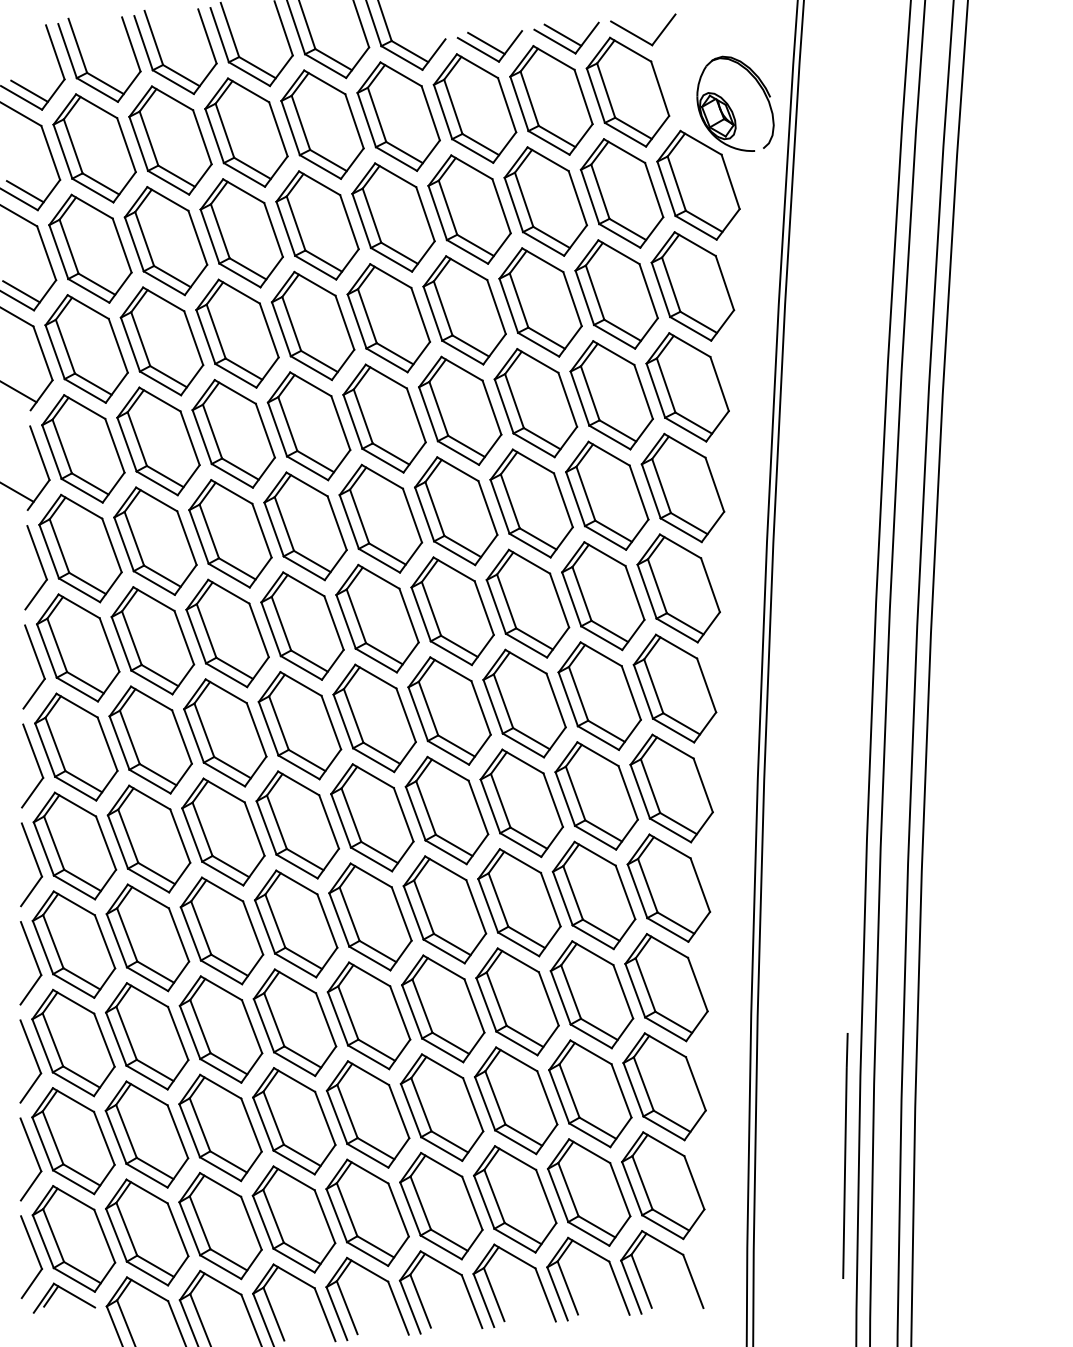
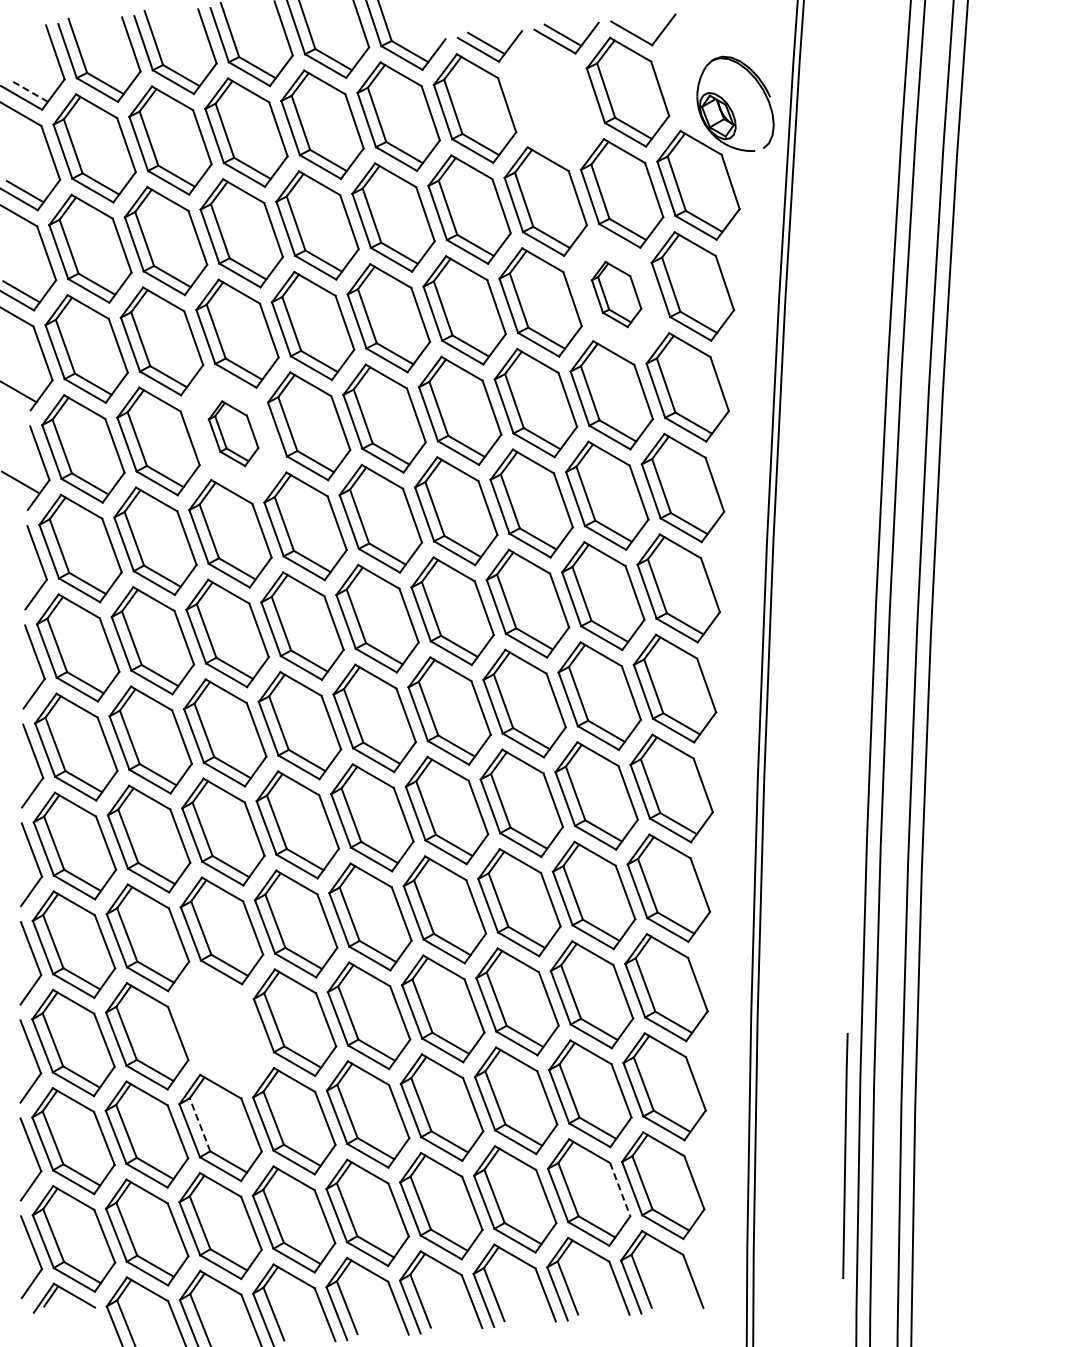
line: solid -> dashed (29, 91)
part: present -> none (551, 100)
part size: 85x111 px -> 53x69 px (616, 294)
part size: 85x111 px -> 53x68 px (233, 433)
line position: (17, 492) -> (20, 482) (20, 482)
part: present -> none (220, 1029)
line: solid -> dashed (199, 1124)
line: solid -> dashed (620, 1190)
